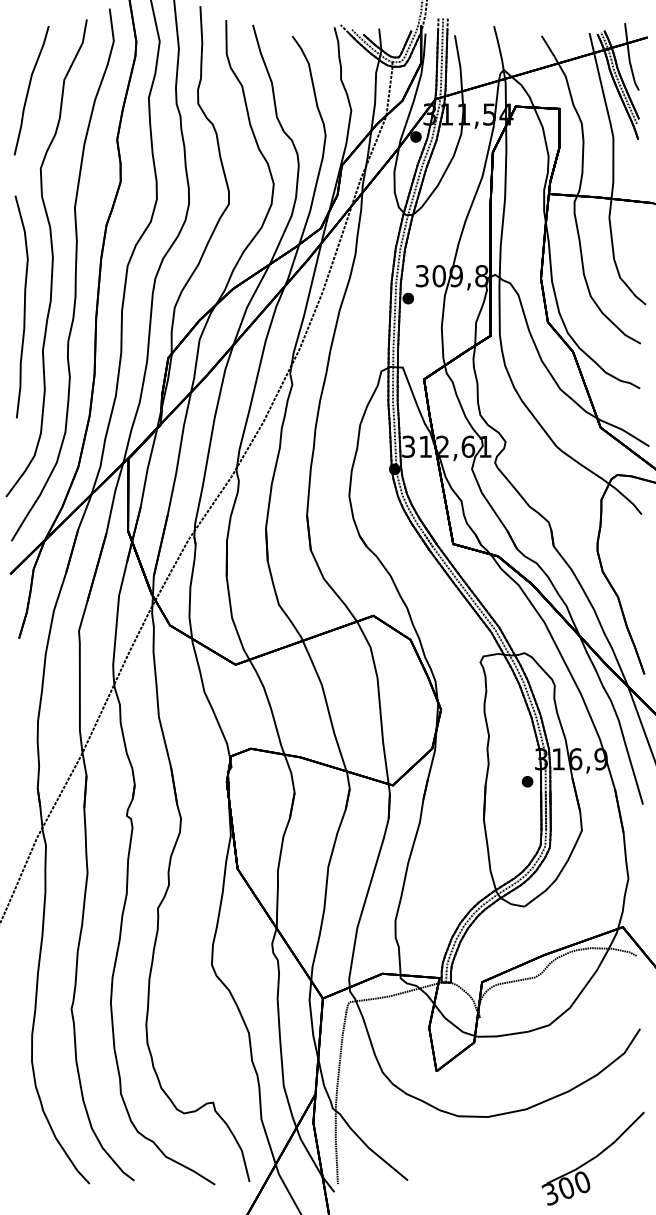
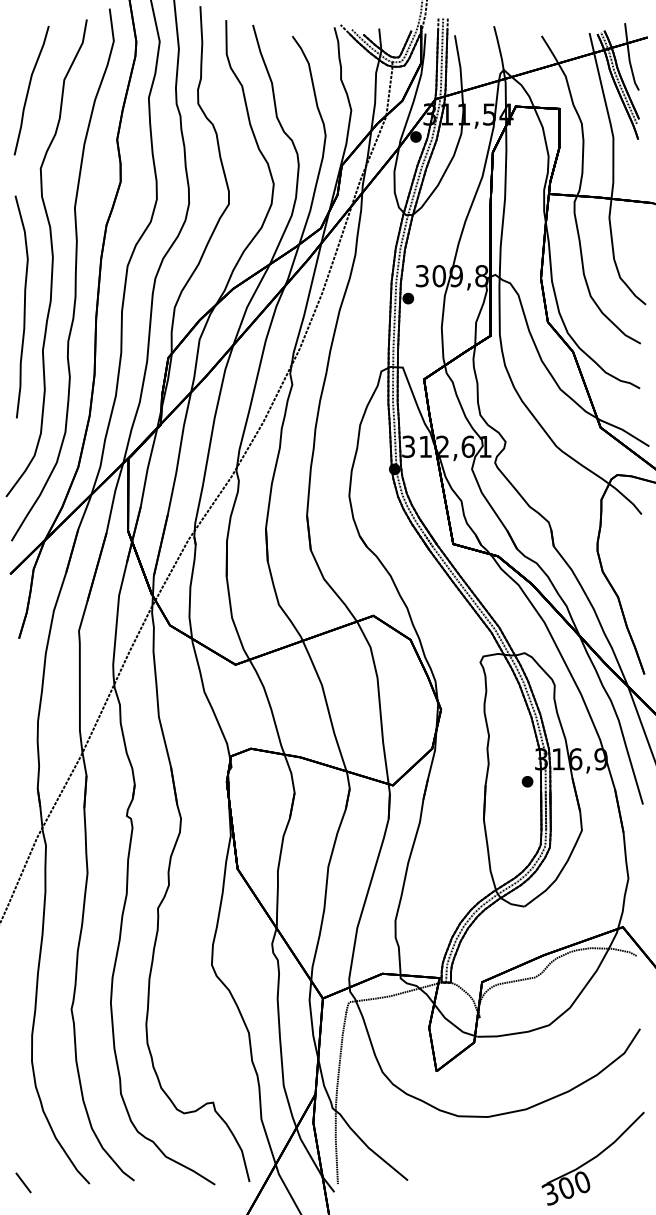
line: none -> present (23, 1182)
